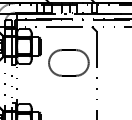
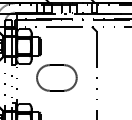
part position: (68, 62) -> (56, 77) (56, 77)
